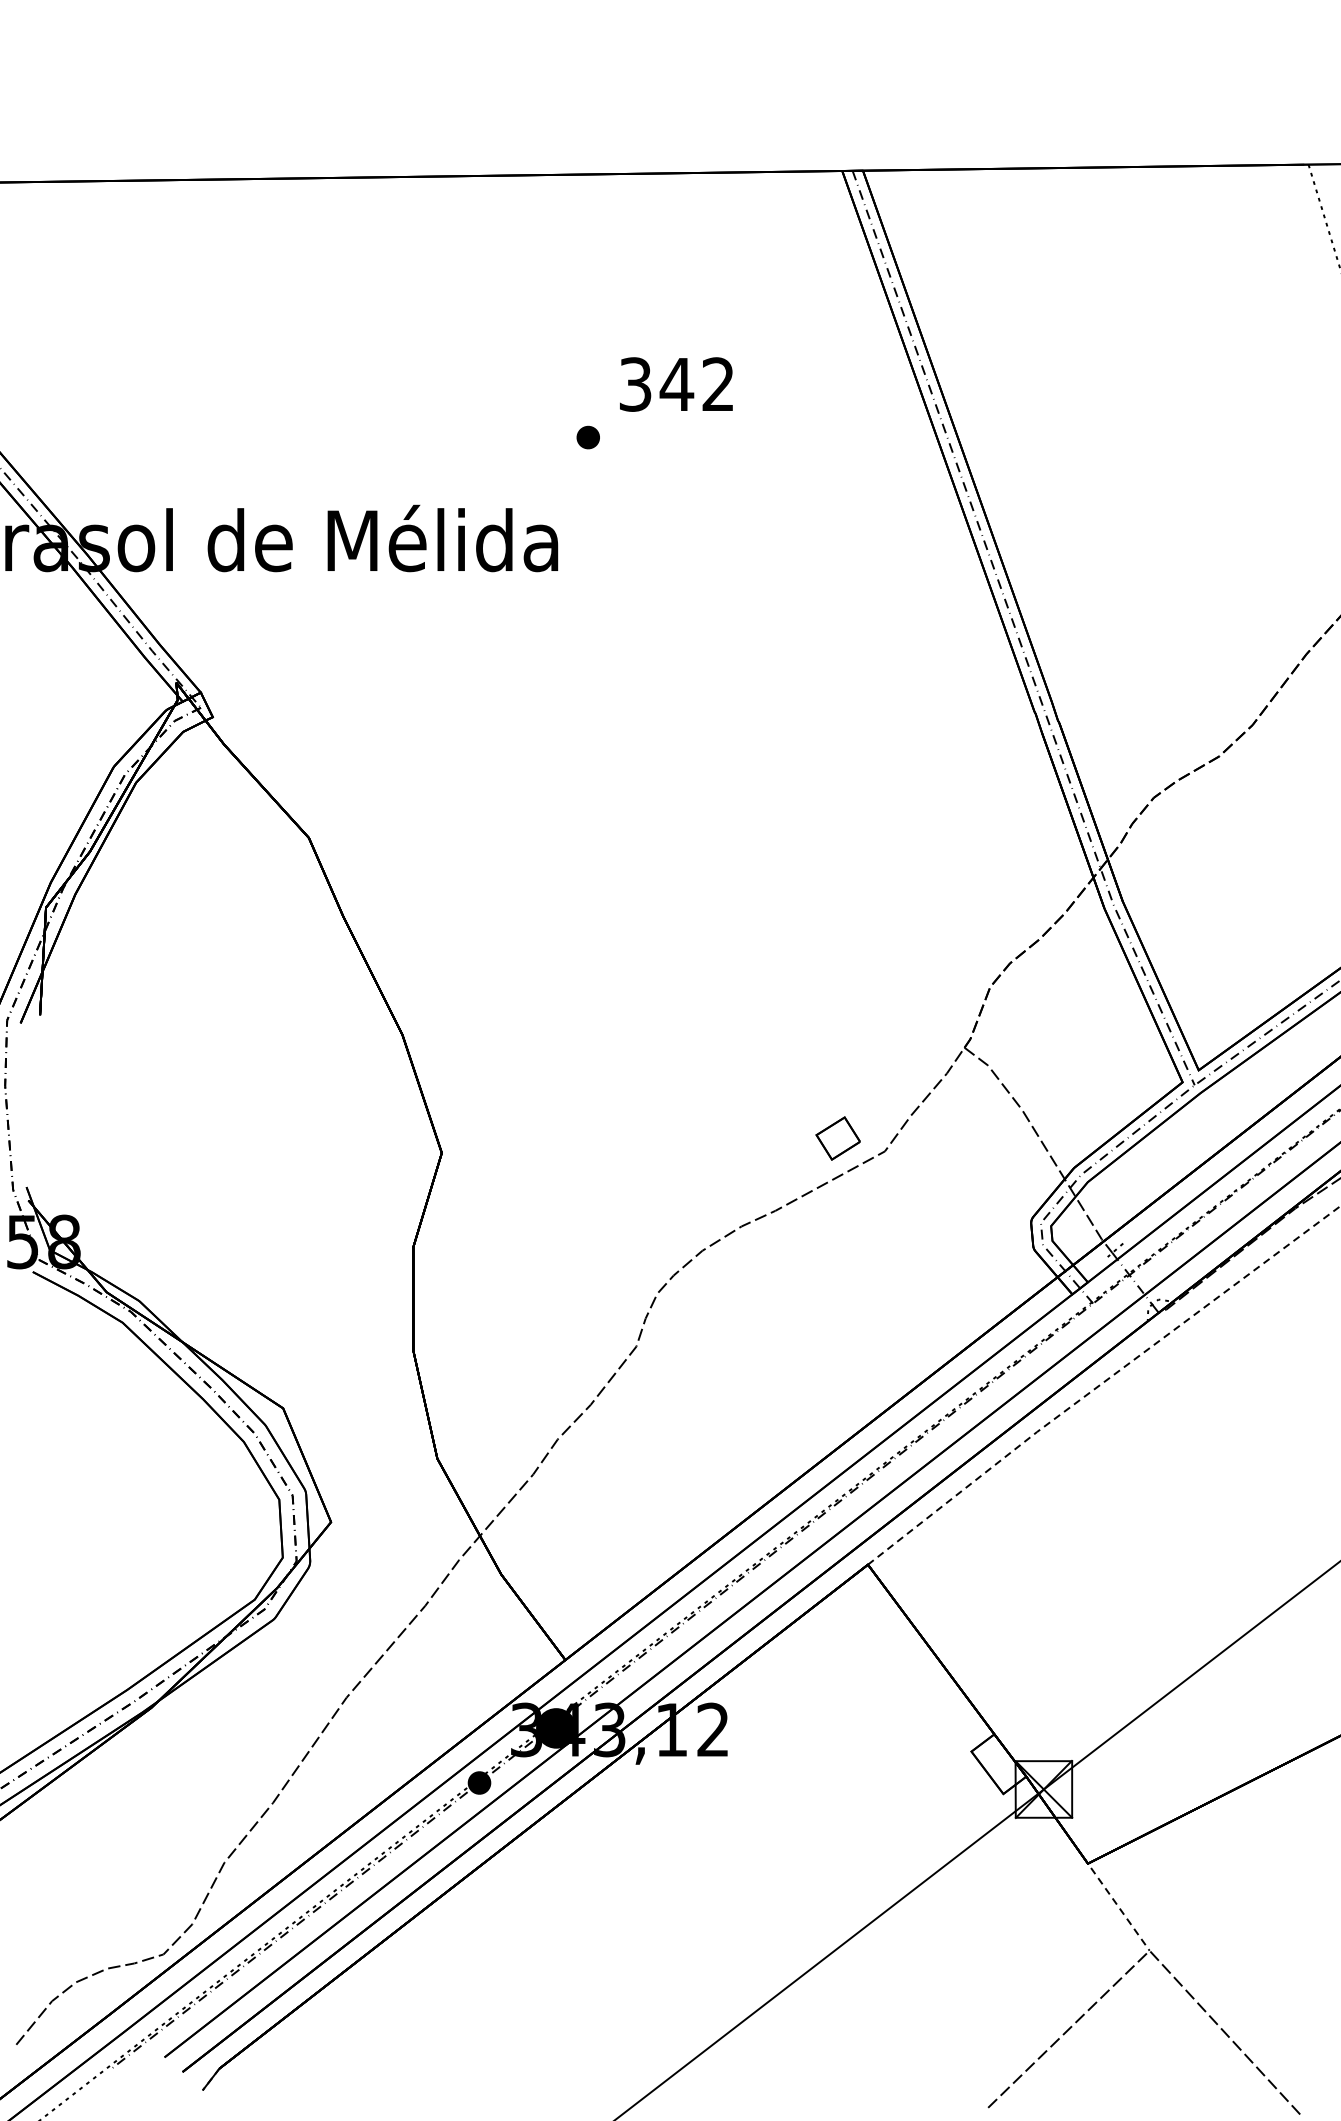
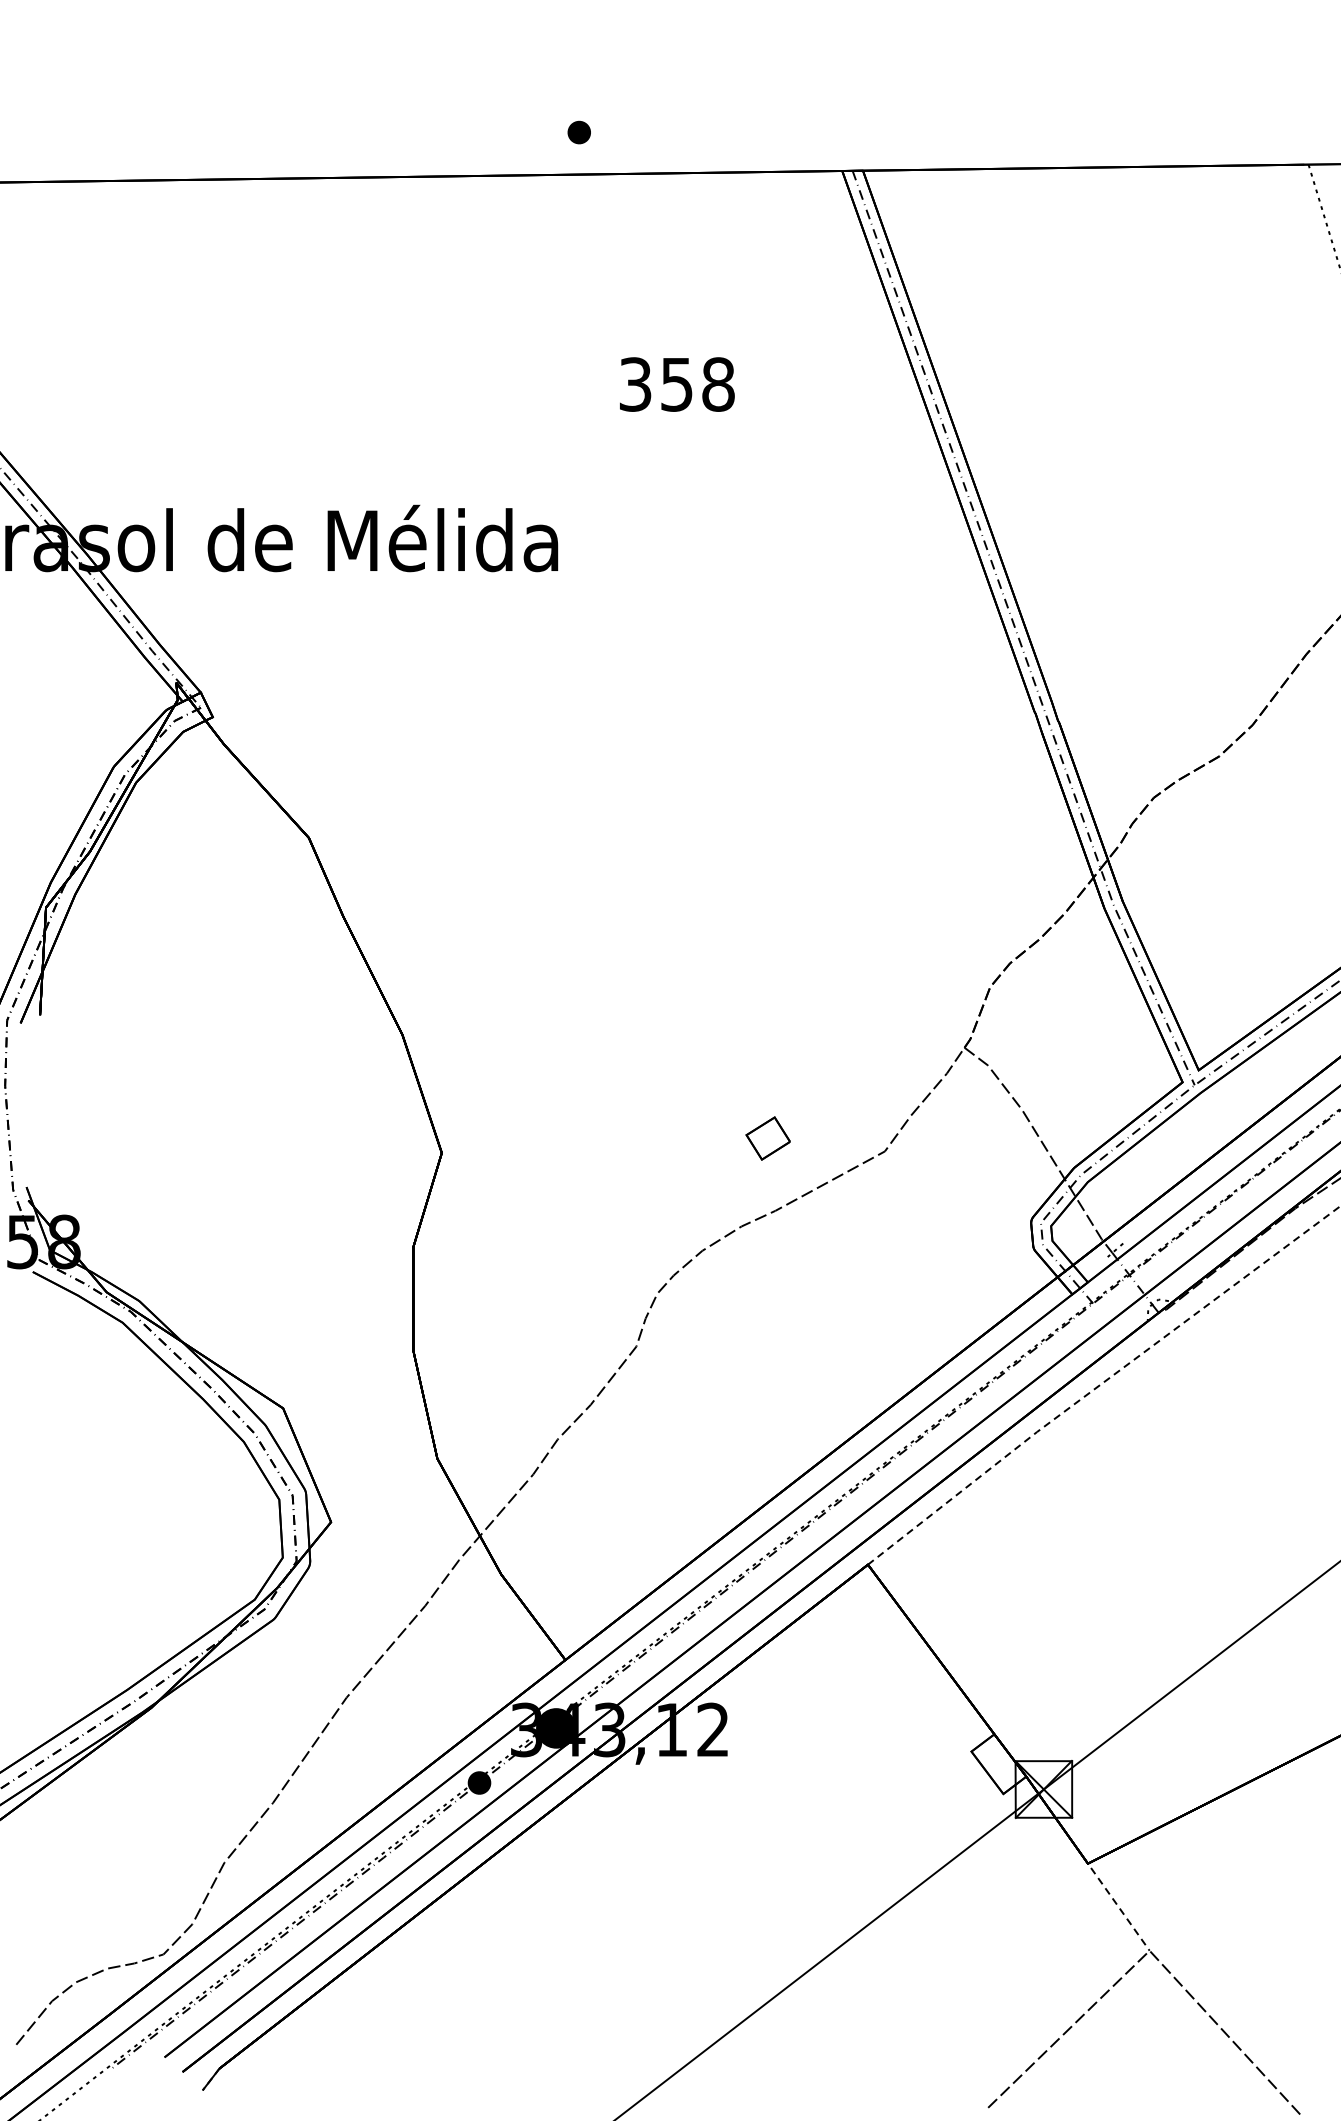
text: 342 -> 358 (696, 384)
part position: (587, 437) -> (578, 132) (578, 132)
part position: (837, 1138) -> (767, 1138) (767, 1138)
